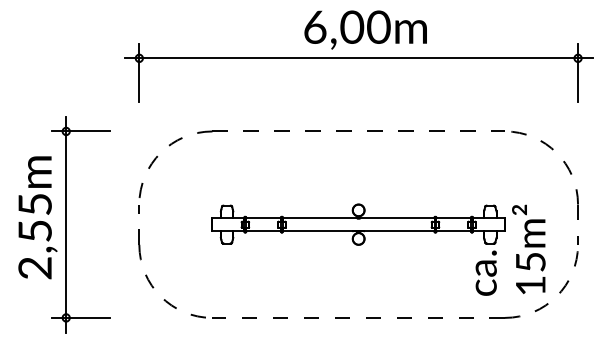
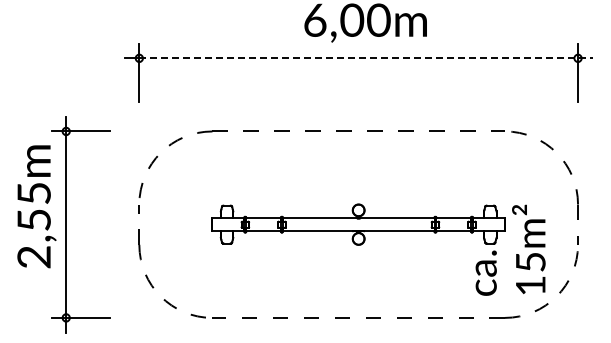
text position: (365, 29) -> (365, 22) (365, 22)
line: solid -> dashed (366, 58)
text position: (37, 217) -> (36, 206) (36, 206)
